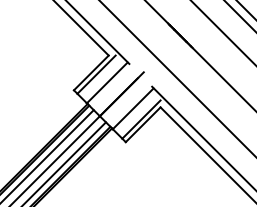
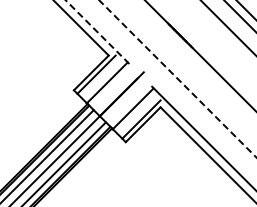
line: solid -> dashed (97, 32)
line position: (222, 32) -> (227, 27) (227, 27)
line: solid -> dashed (177, 78)
